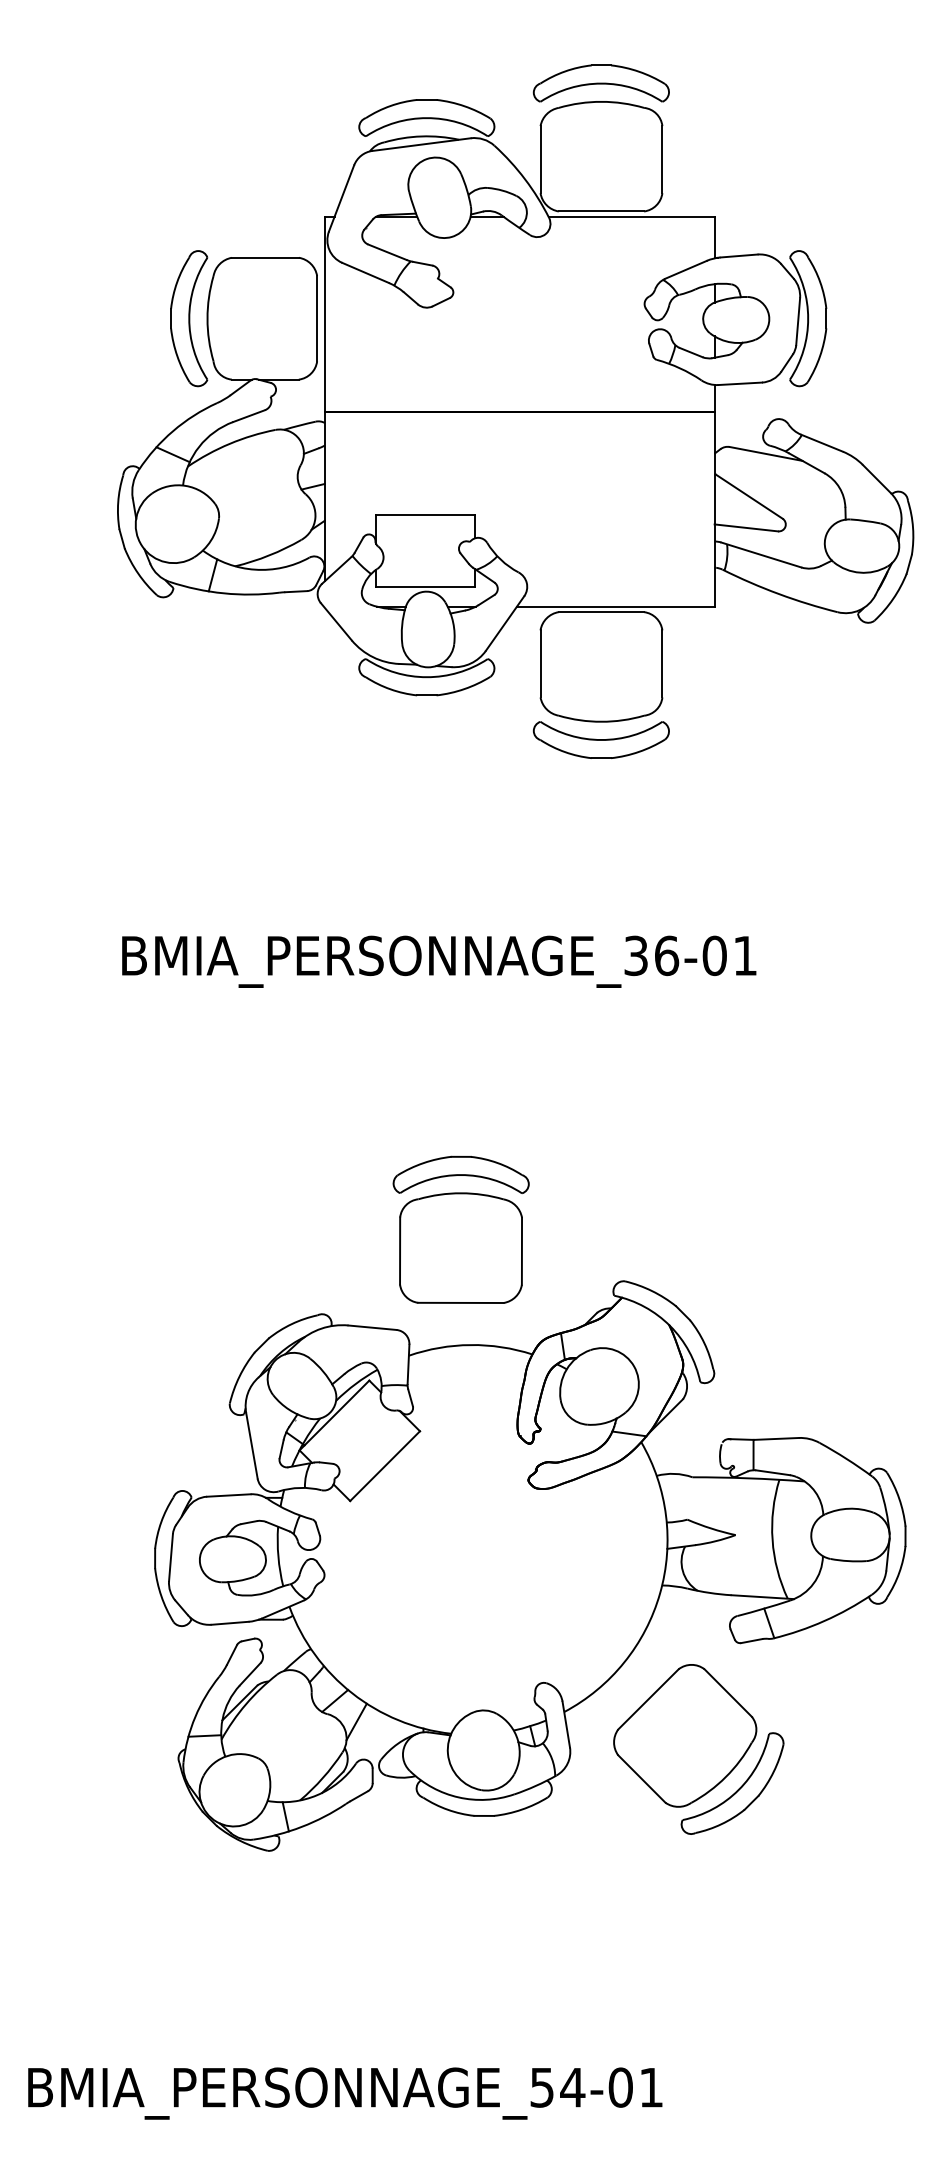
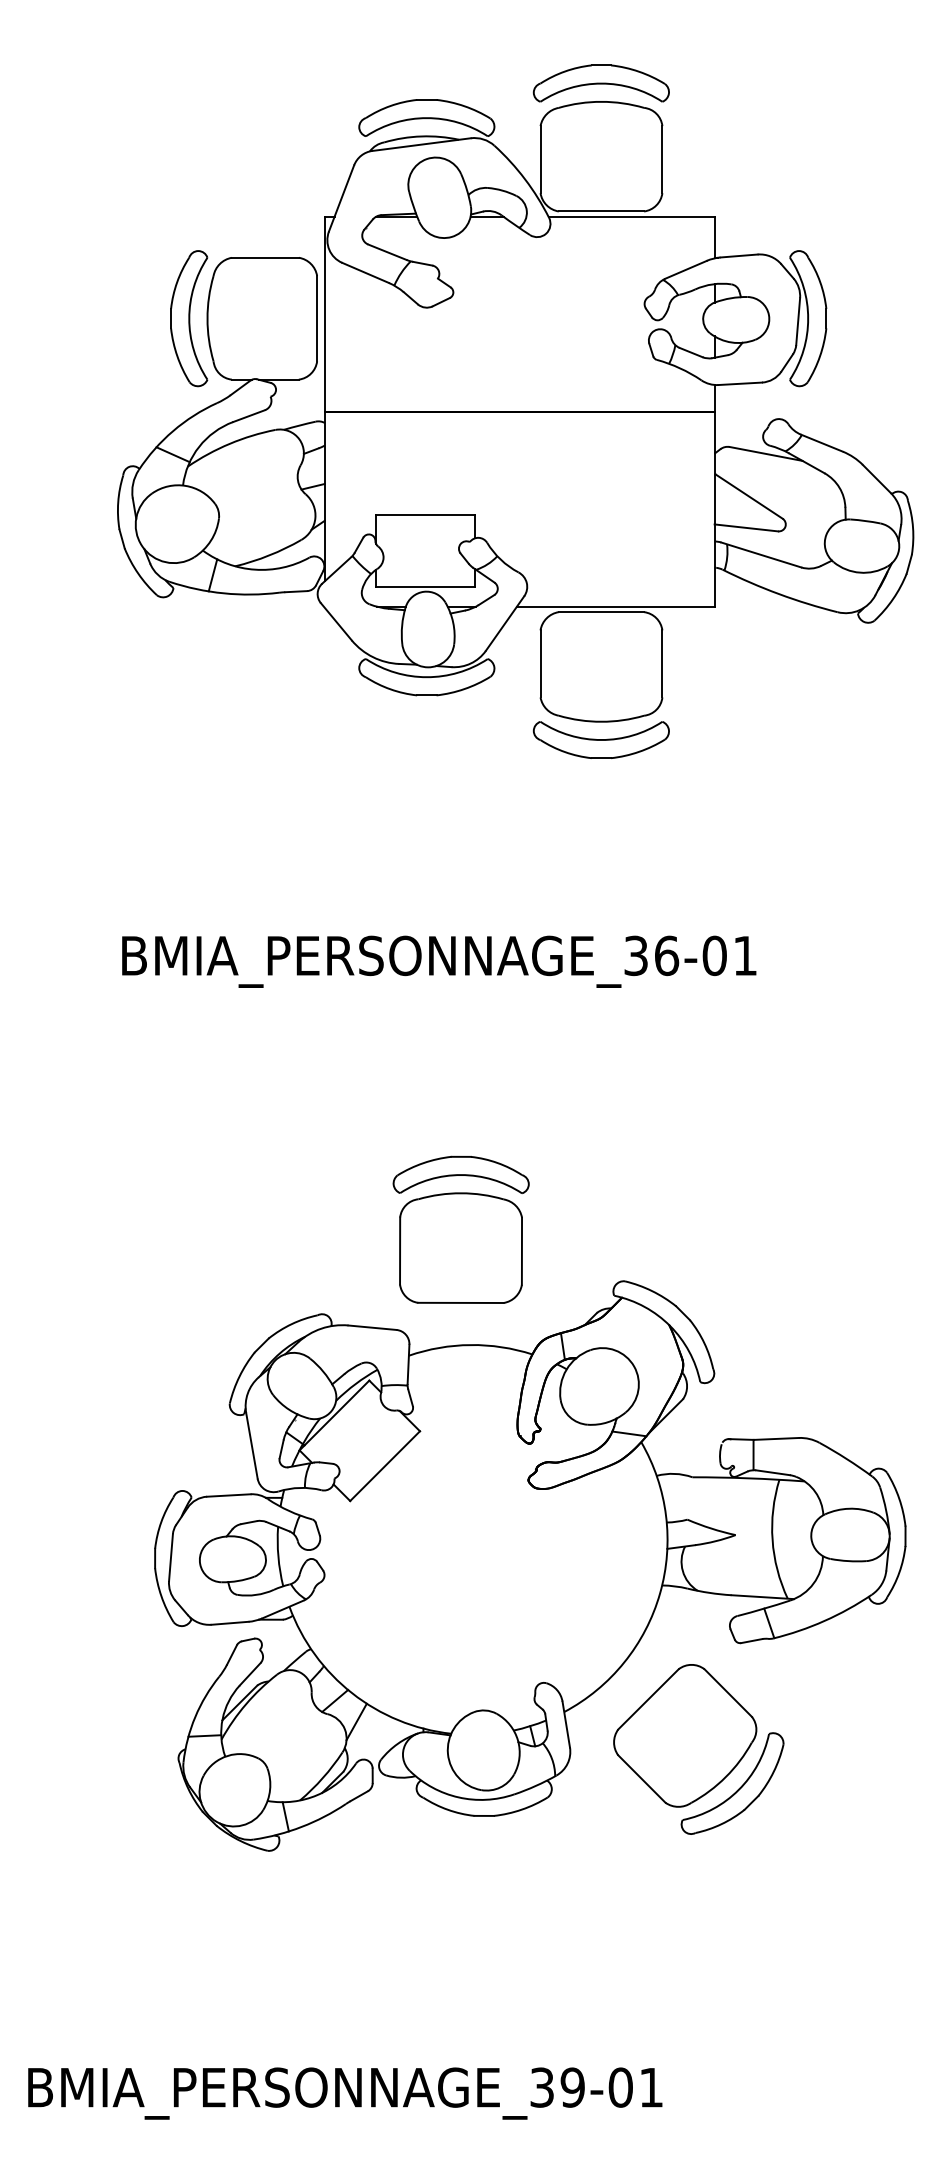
text: BMIA_PERSONNAGE_54-01 -> BMIA_PERSONNAGE_39-01 (558, 2087)
